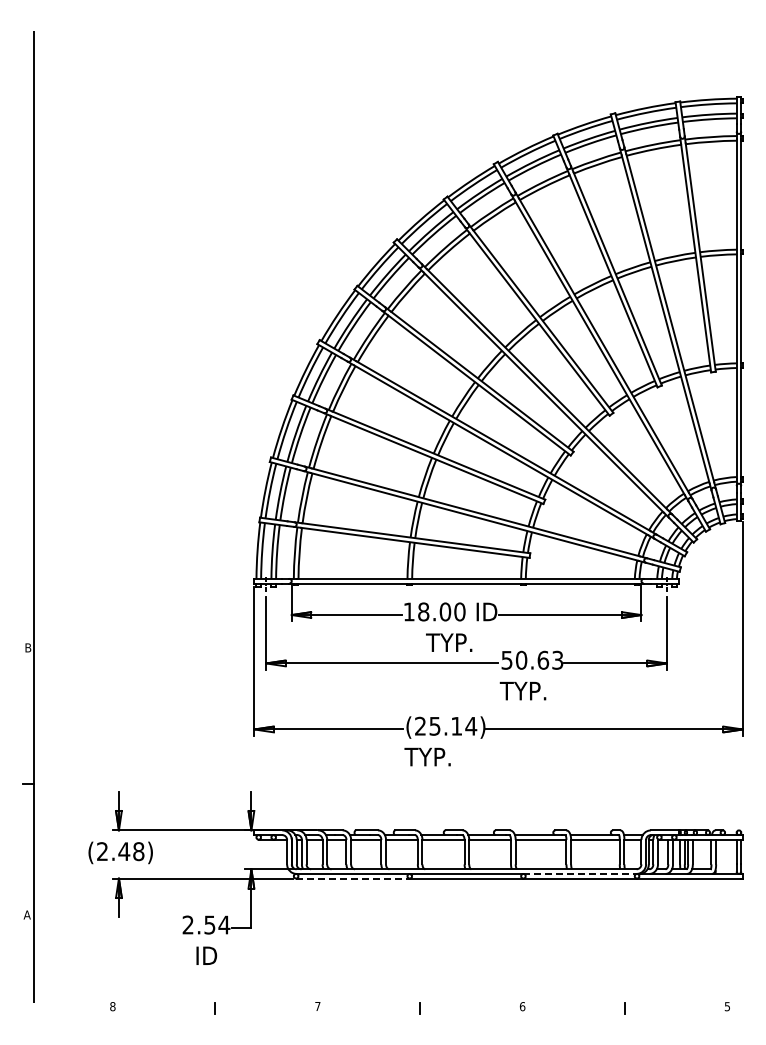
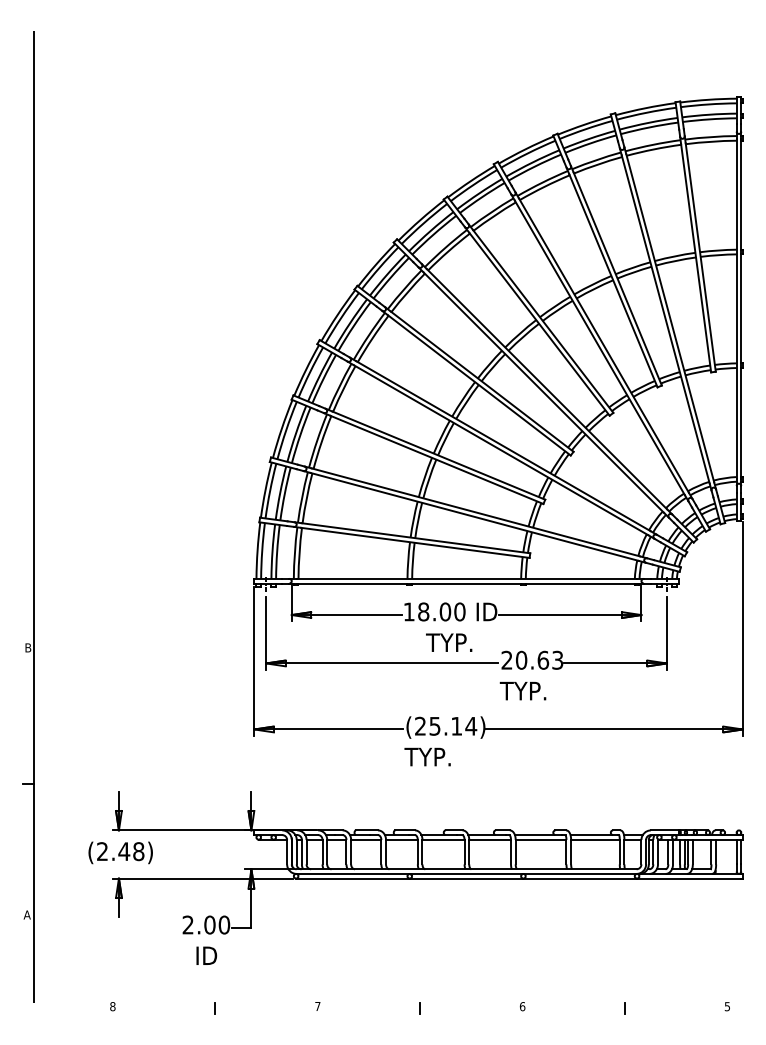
text: 50.63 -> 20.63 (506, 659)
line: dashed -> solid (580, 873)
line: dashed -> solid (352, 878)
text: 2.54 -> 2.00 (217, 924)
